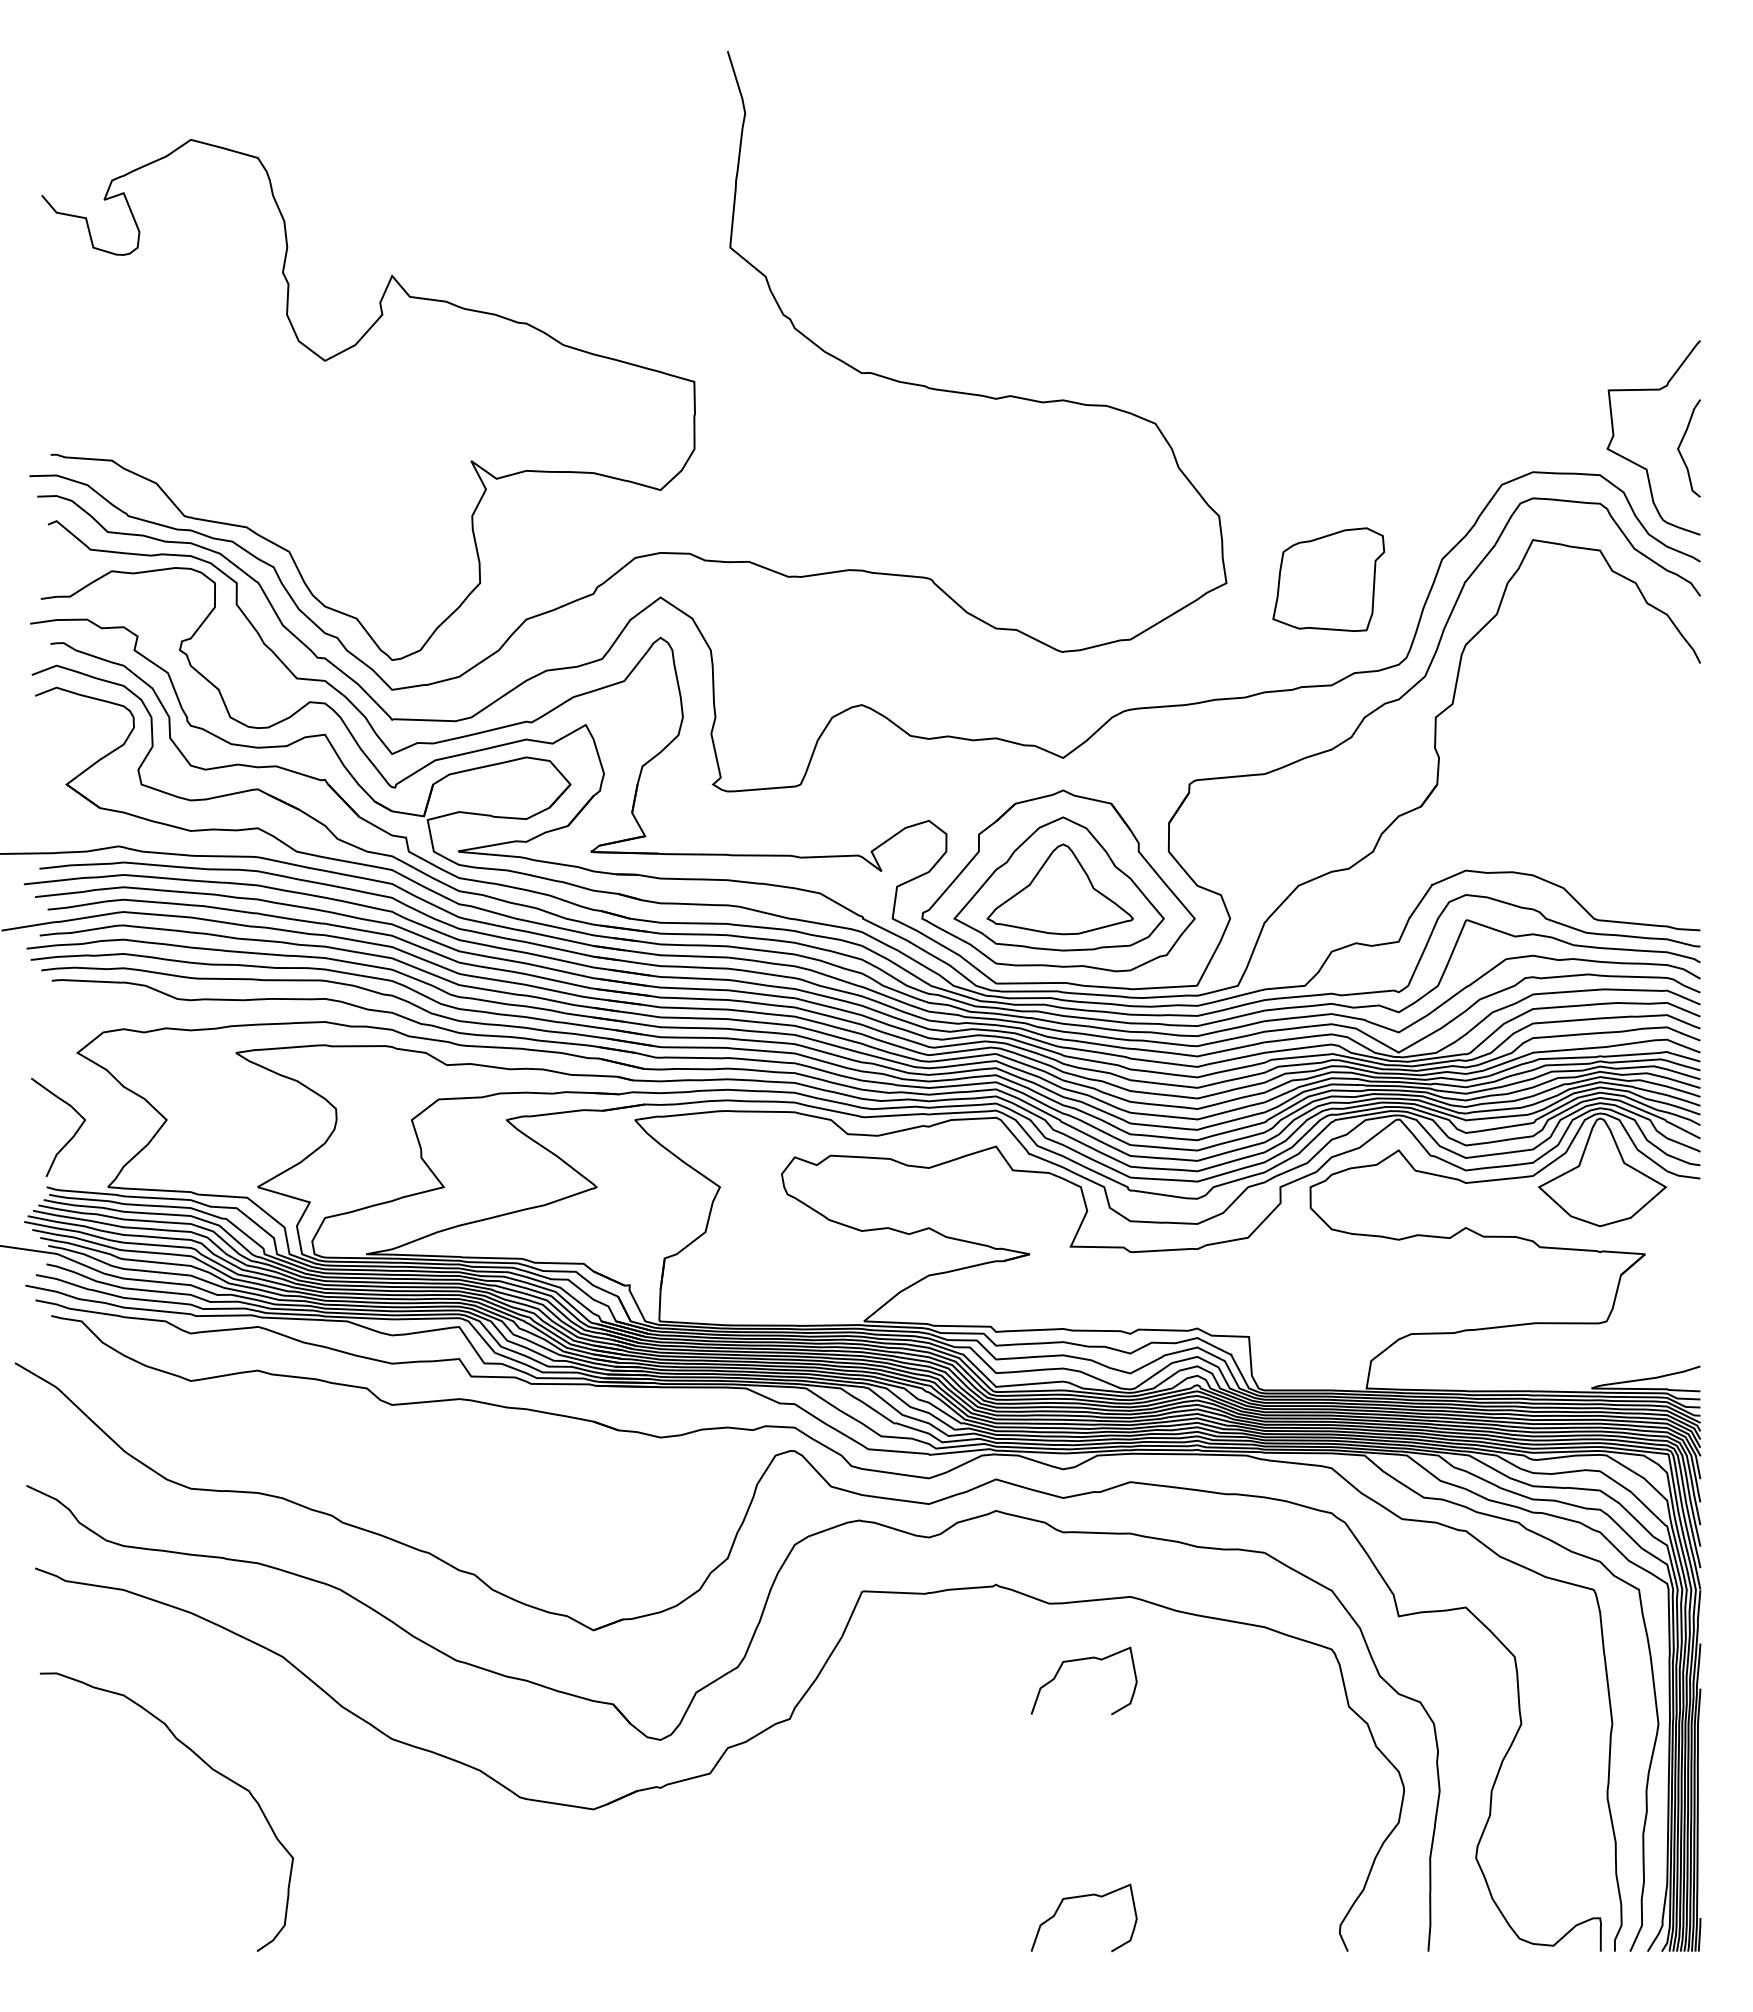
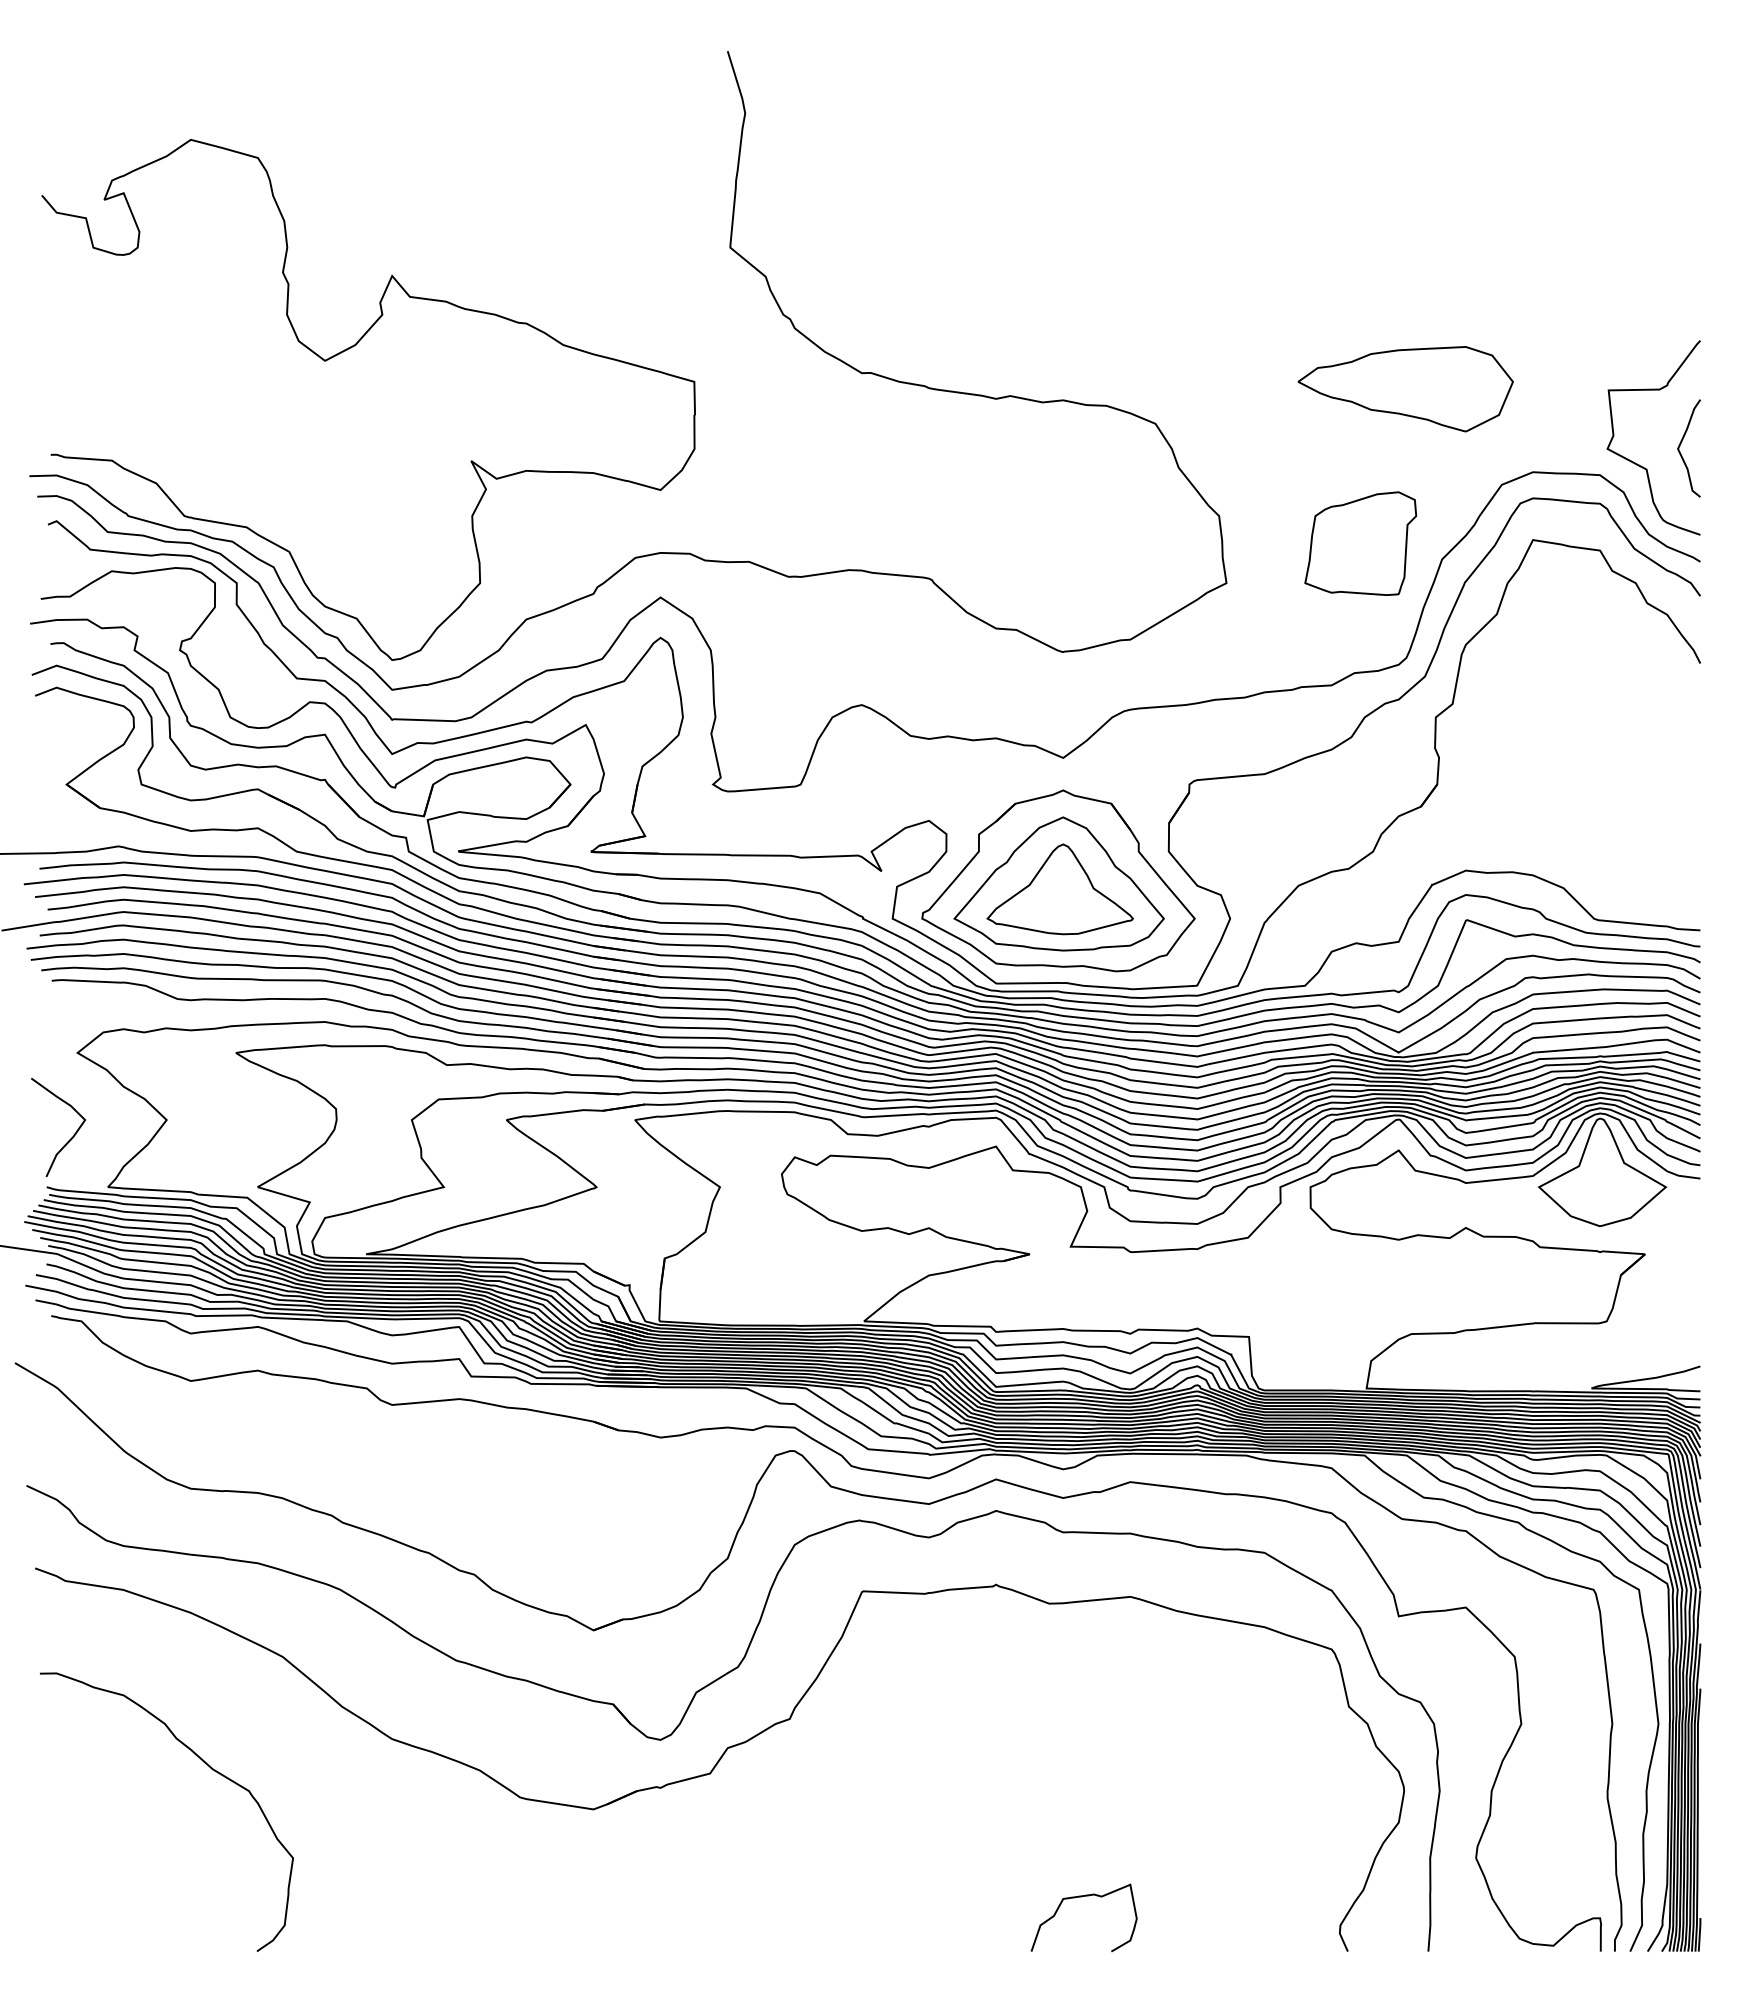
part: none -> present (1405, 389)
part position: (1328, 579) -> (1360, 543) (1360, 543)
curve: present -> none (1082, 1660)
